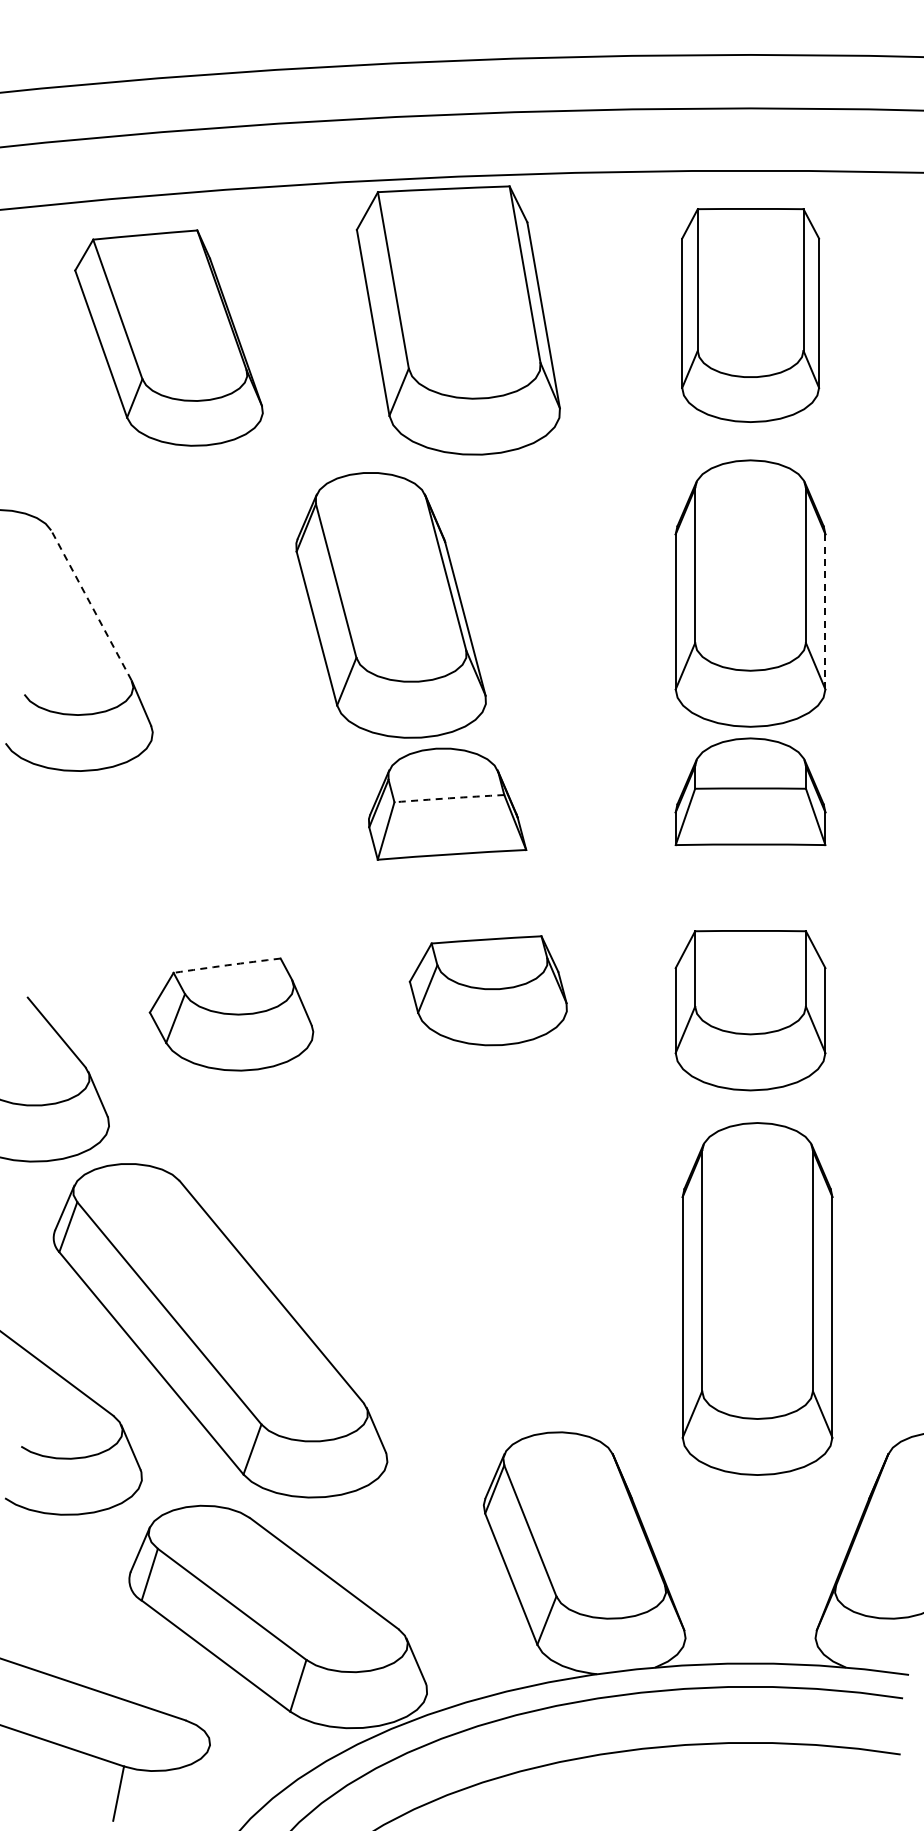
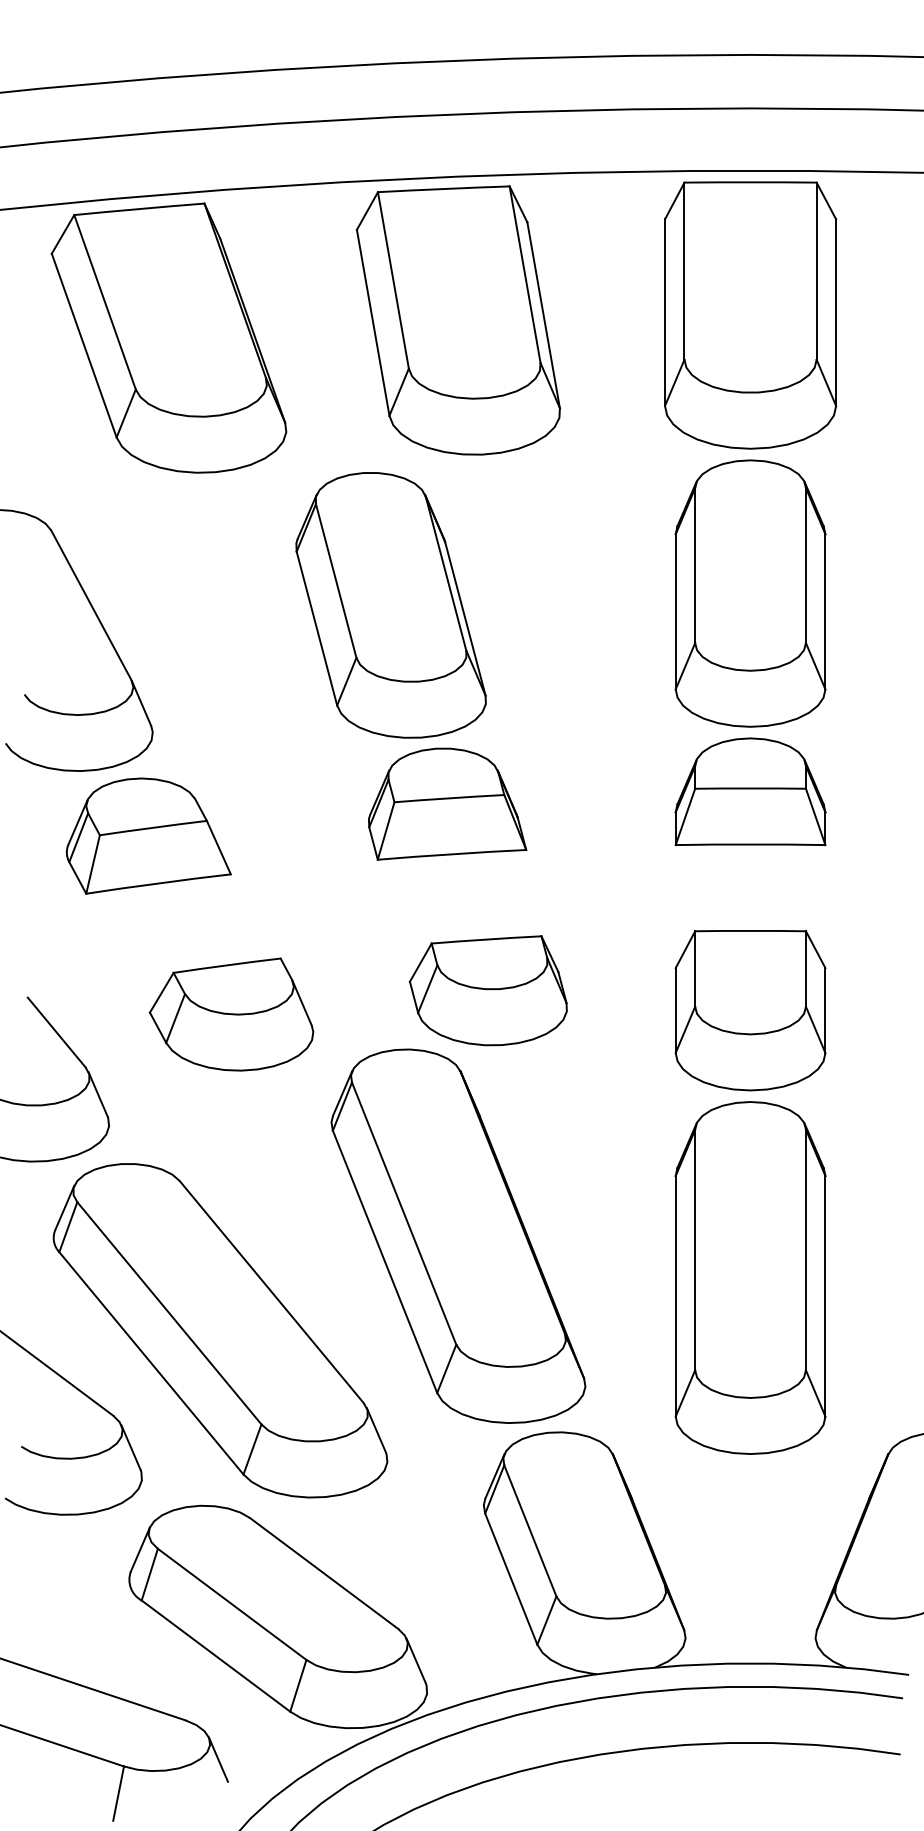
part size: 140x215 px -> 174x269 px (750, 315)
part size: 190x218 px -> 238x272 px (168, 337)
line: dashed -> solid (91, 605)
line: dashed -> solid (825, 611)
arc: dashed -> solid (449, 798)
part: none -> present (148, 835)
arc: dashed -> solid (227, 965)
part: none -> present (458, 1235)
part position: (757, 1298) -> (750, 1277) (750, 1277)
line: none -> present (218, 1759)
